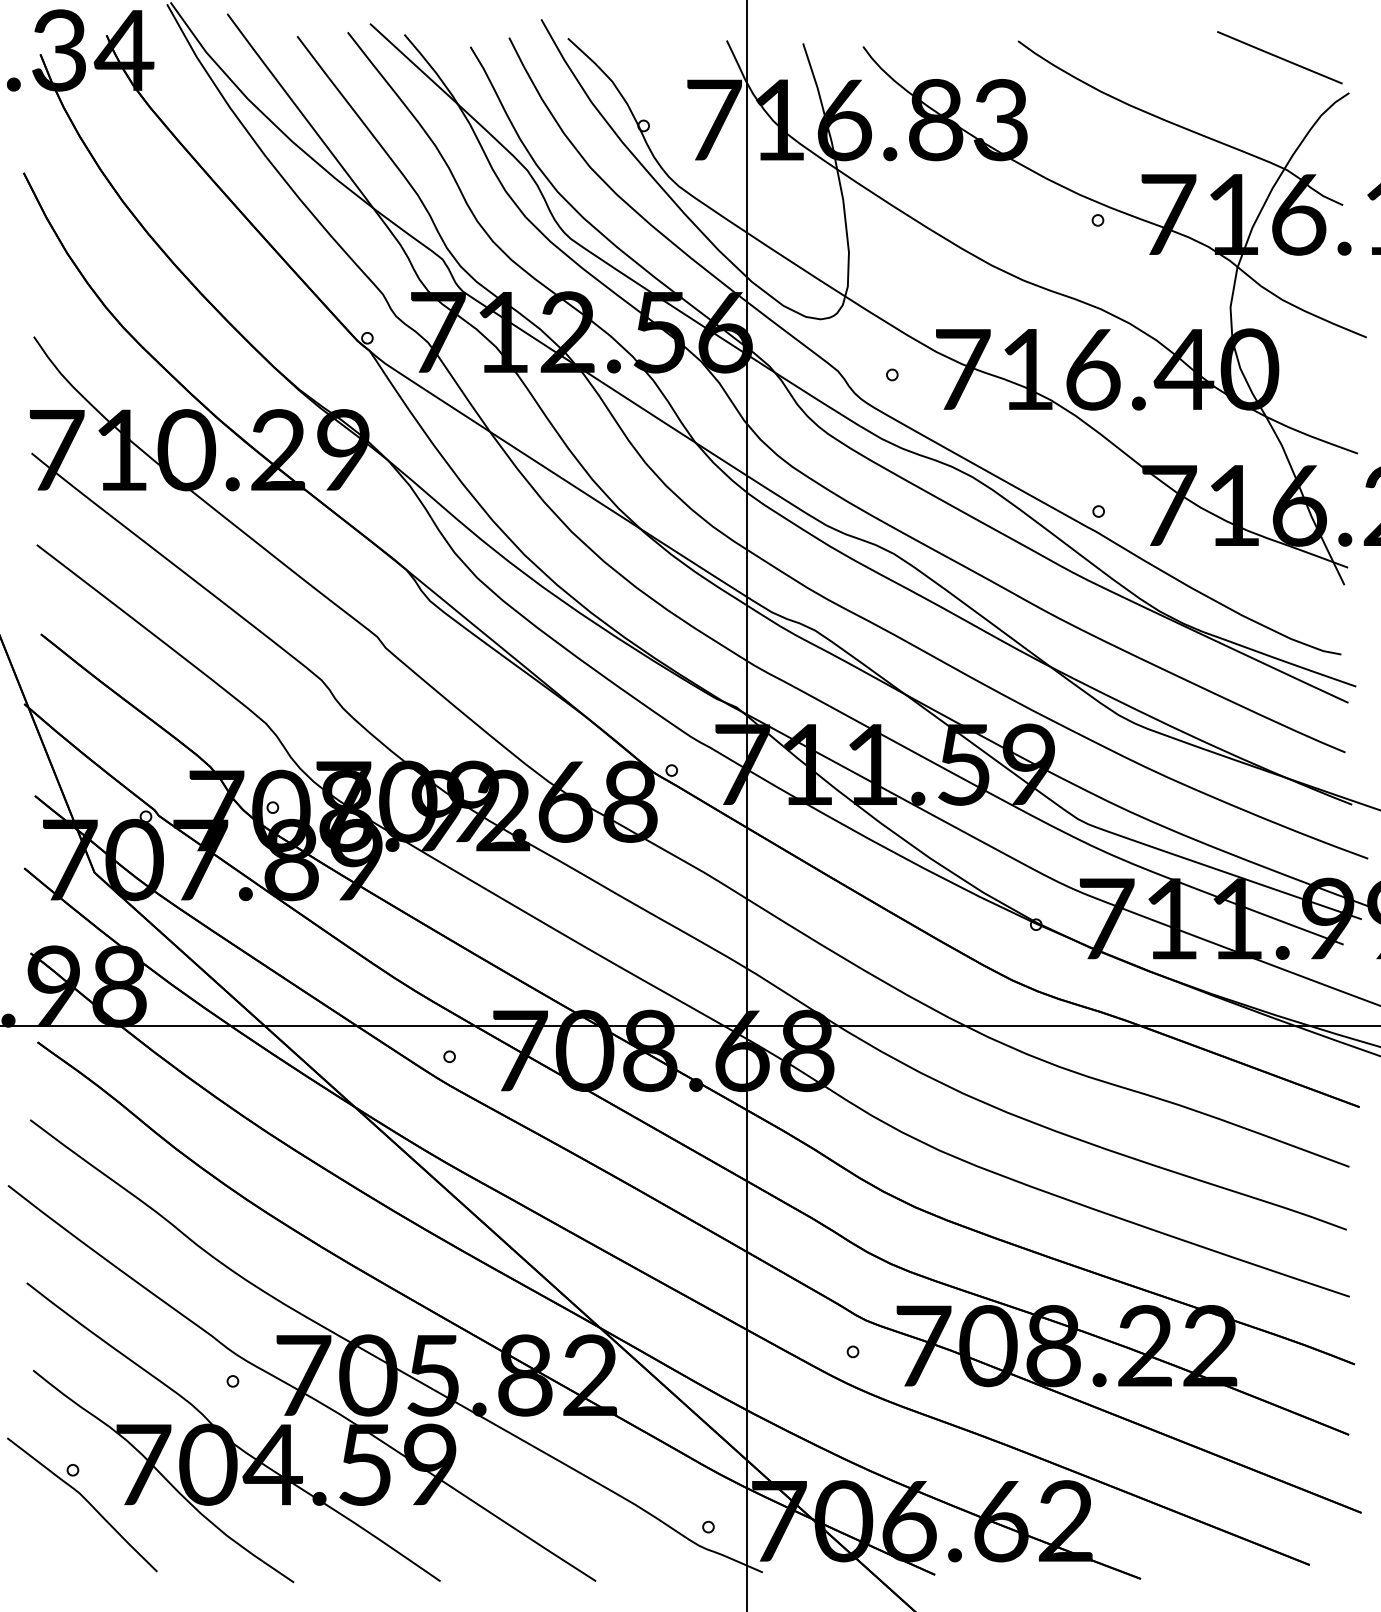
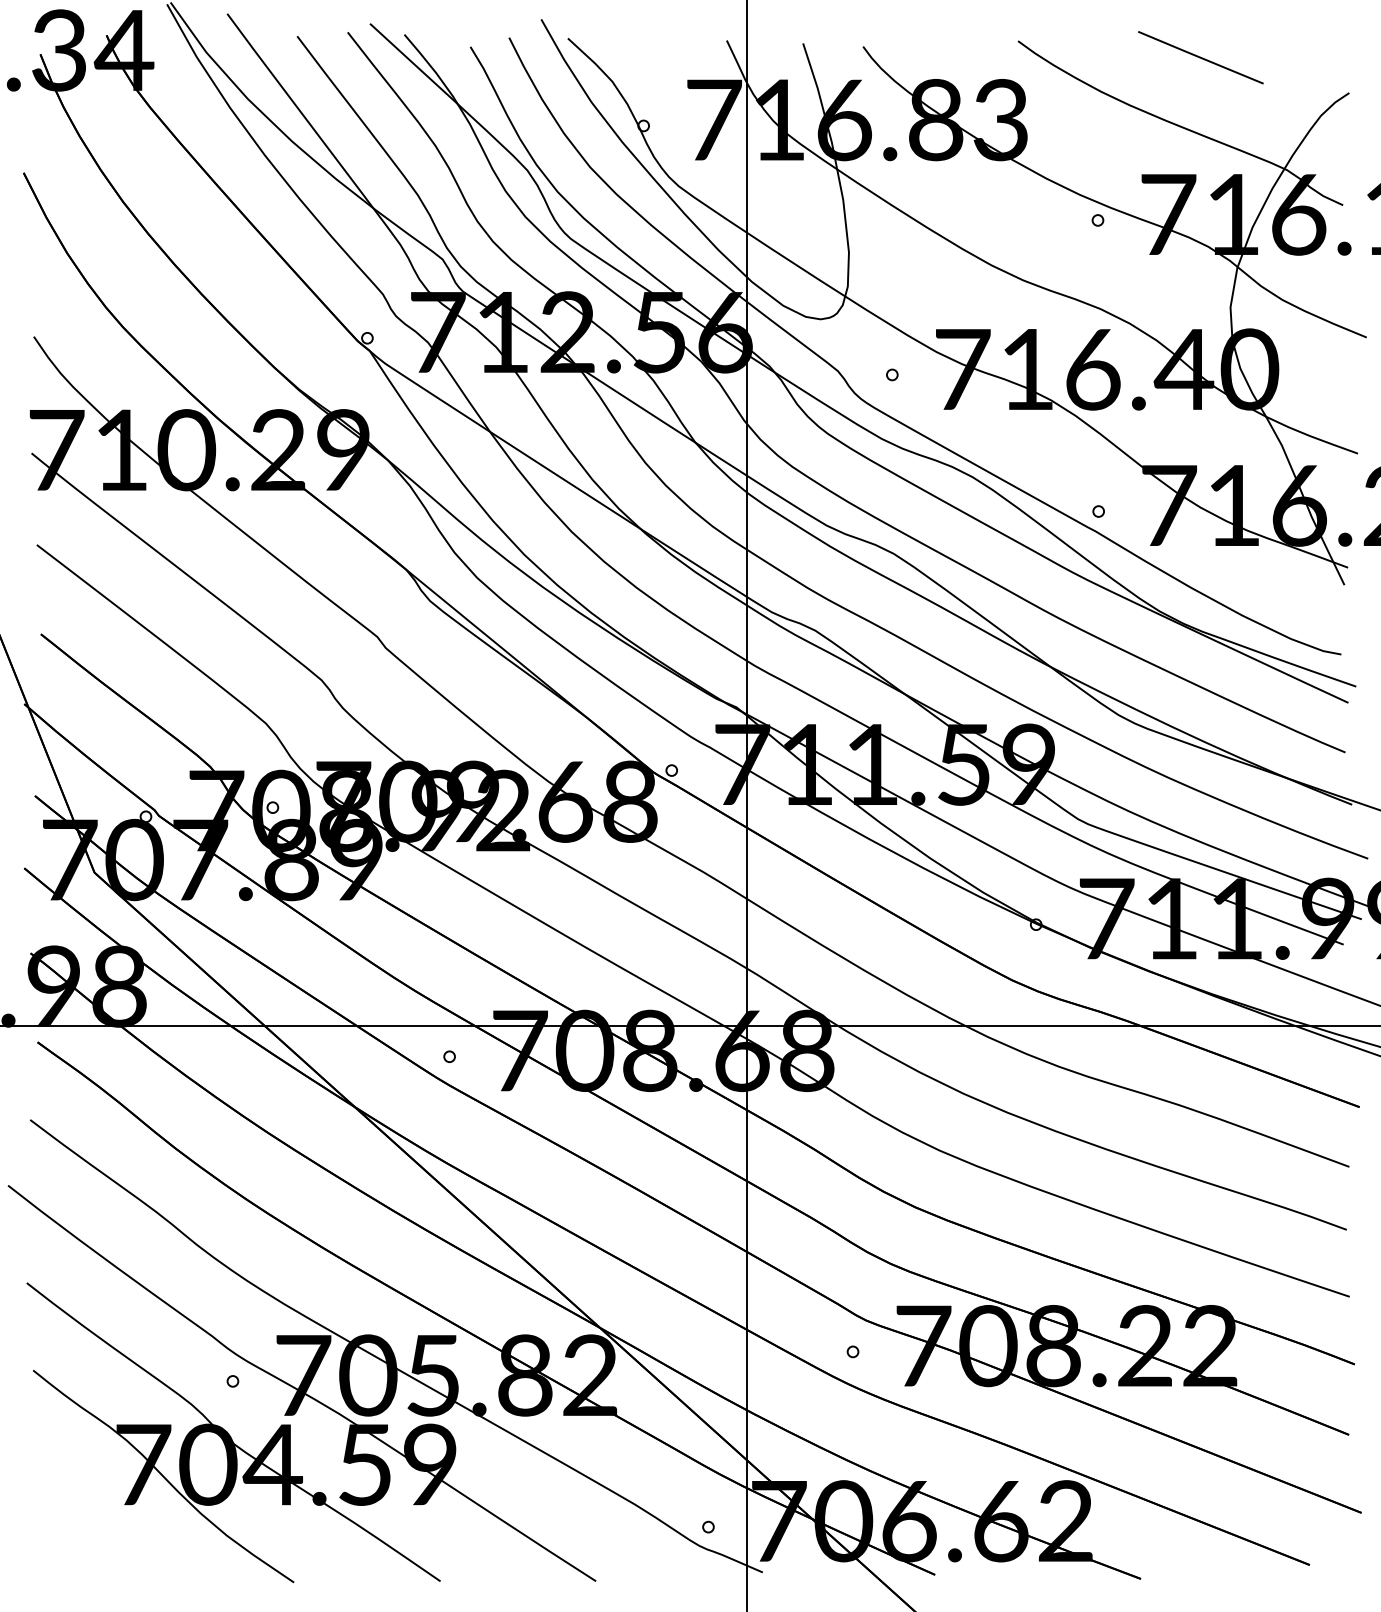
line position: (1279, 57) -> (1200, 57) (1200, 57)
part: present -> none (82, 1504)
